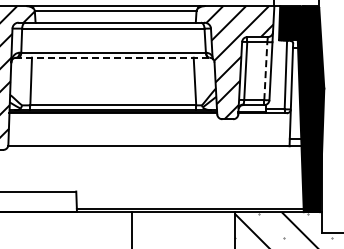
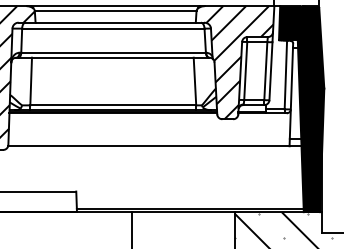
line: dashed -> solid (113, 57)
line: dashed -> solid (265, 70)
